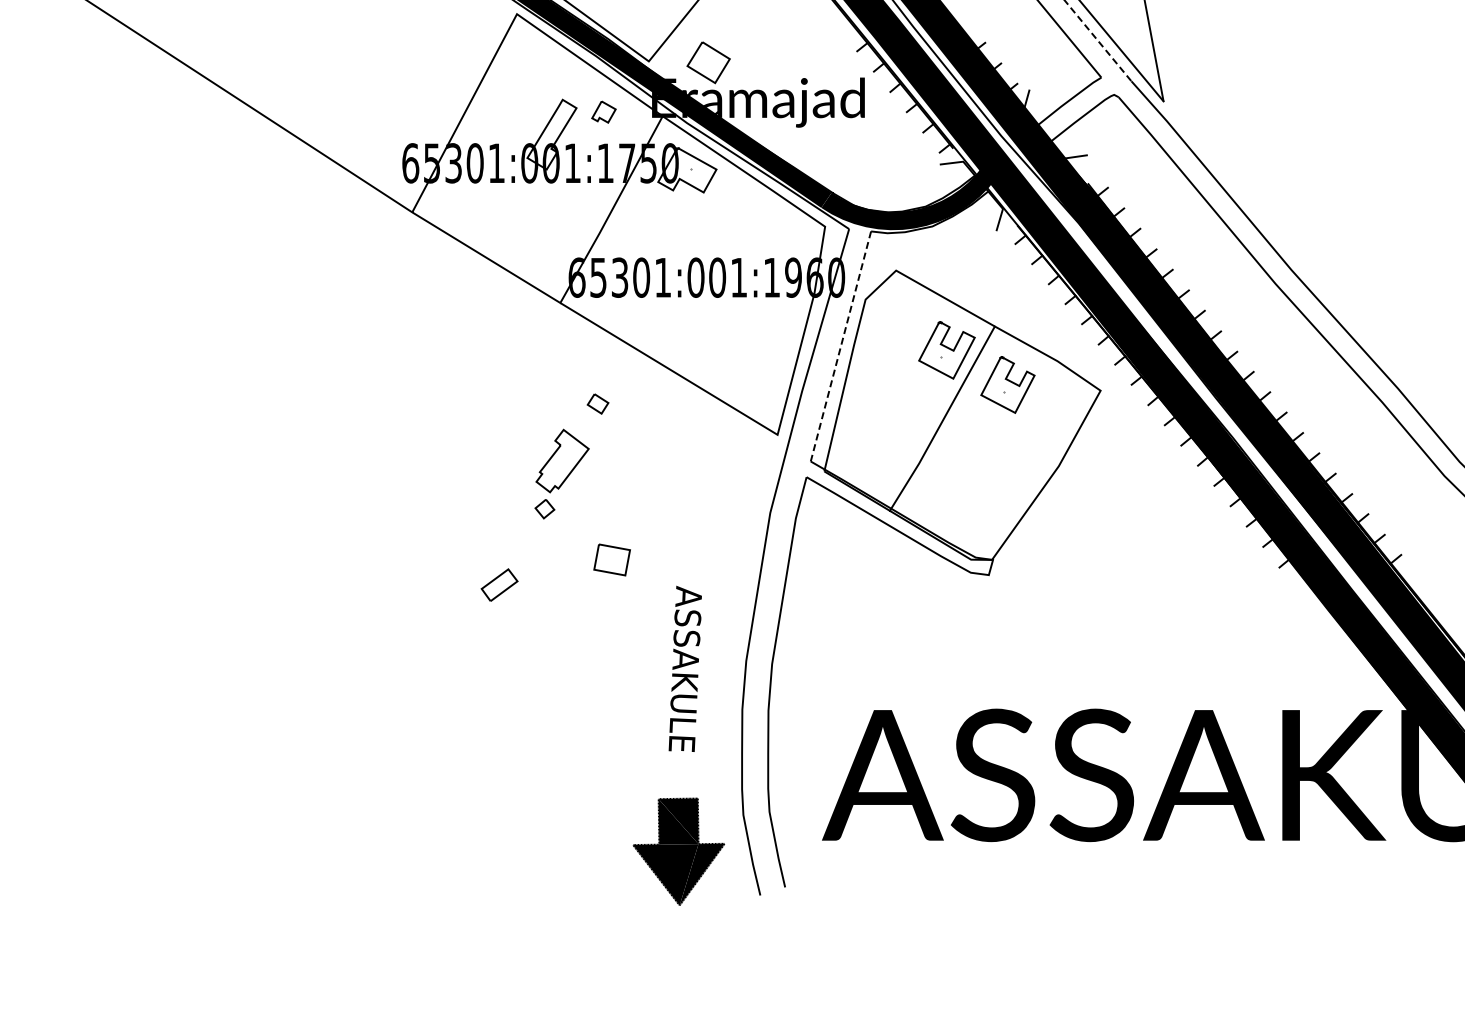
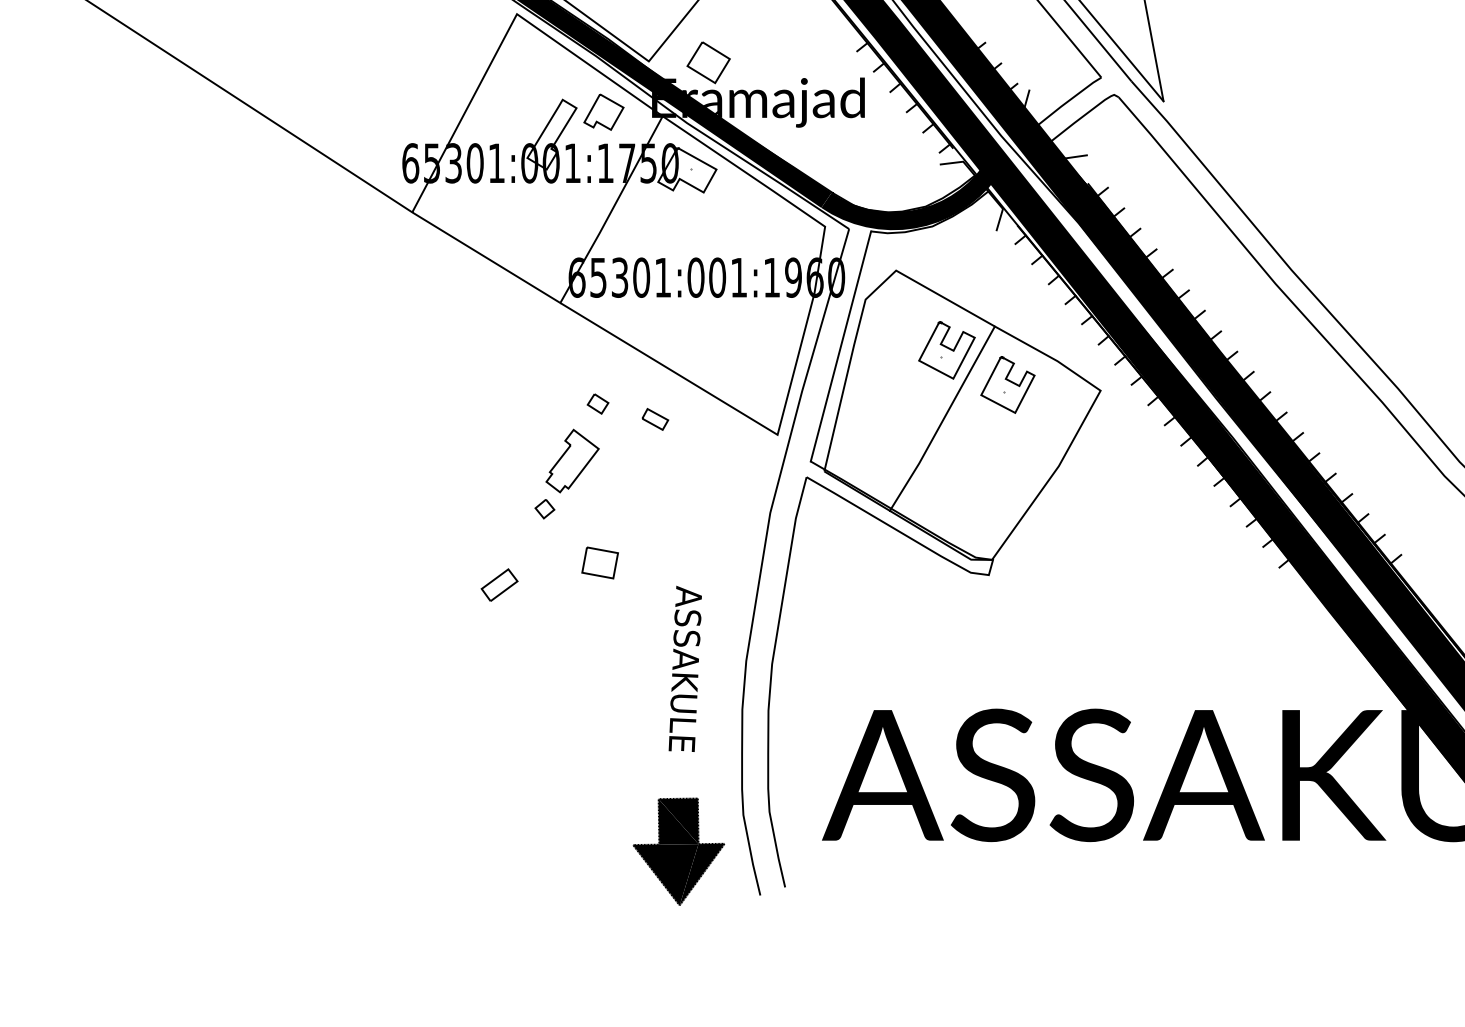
line: dashed -> solid (1098, 41)
part size: 26x24 px -> 42x38 px (603, 111)
line: dashed -> solid (840, 346)
part: none -> present (655, 419)
part position: (562, 460) -> (572, 460) (572, 460)
part position: (611, 559) -> (599, 562) (599, 562)
